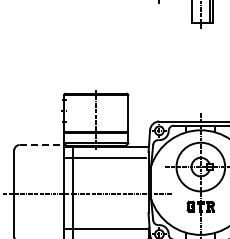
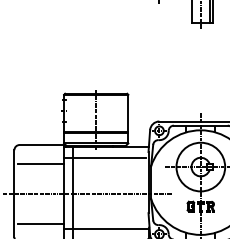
line: dashed -> solid (42, 145)
line: none -> present (40, 163)
line: none -> present (40, 223)
